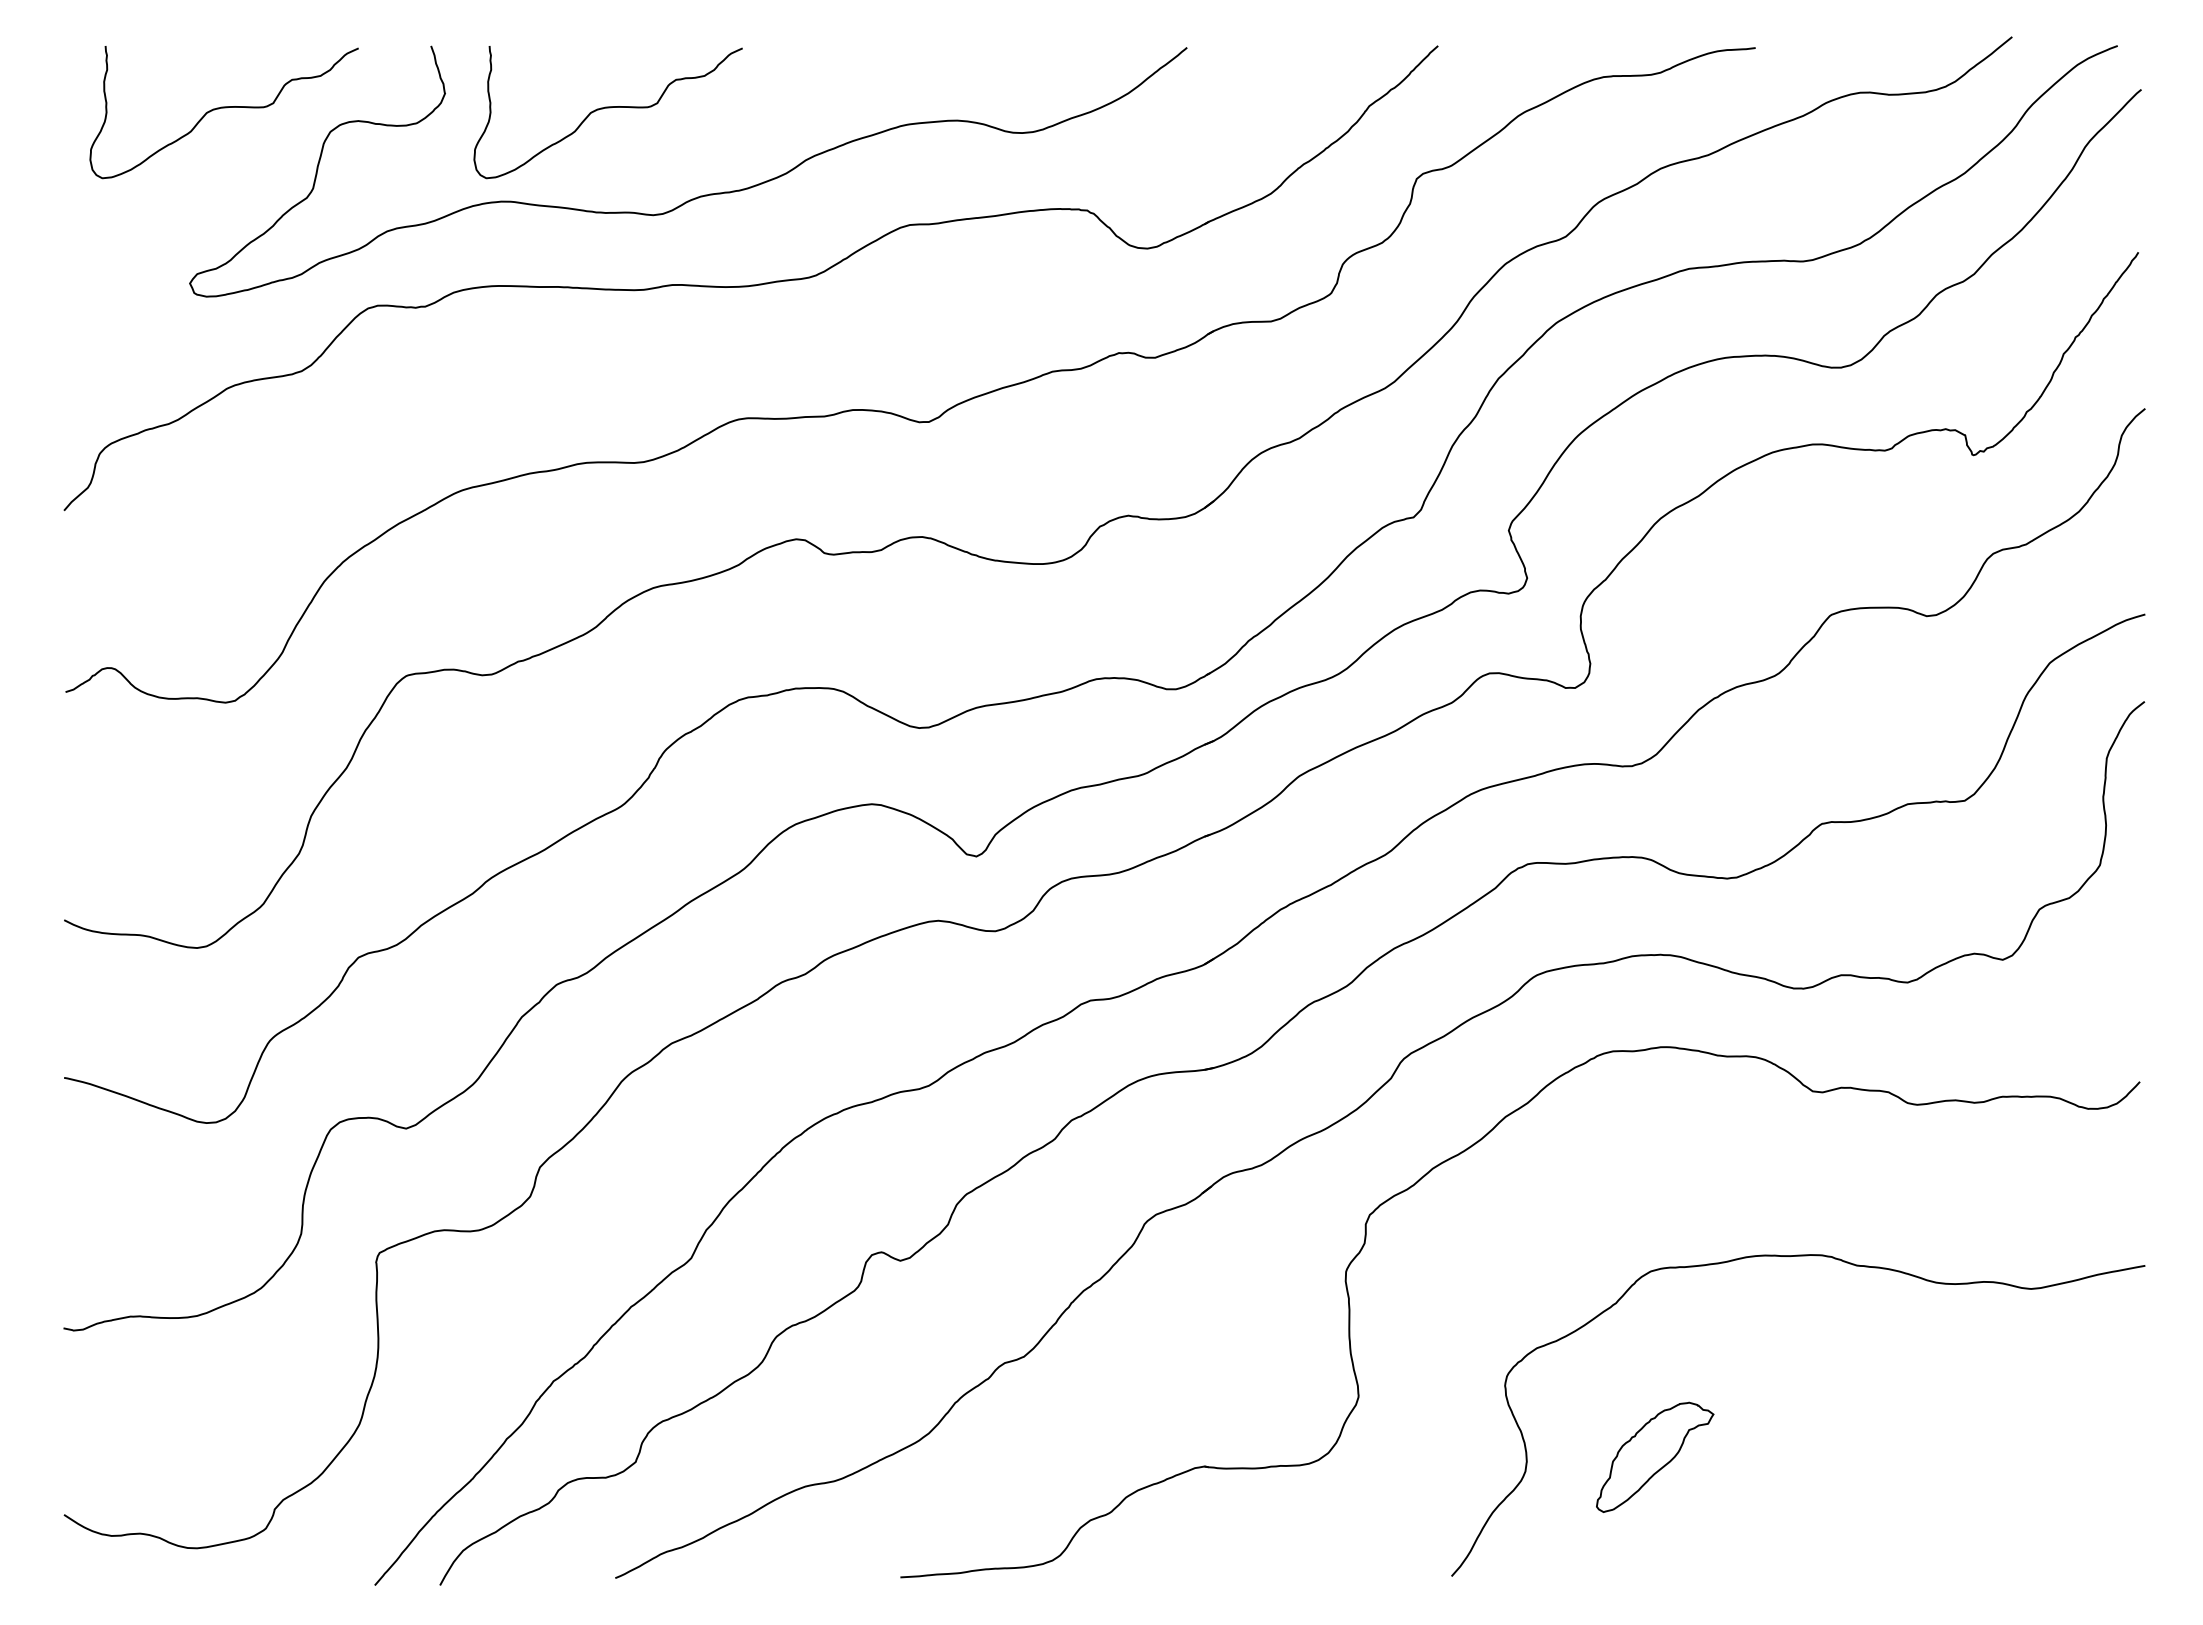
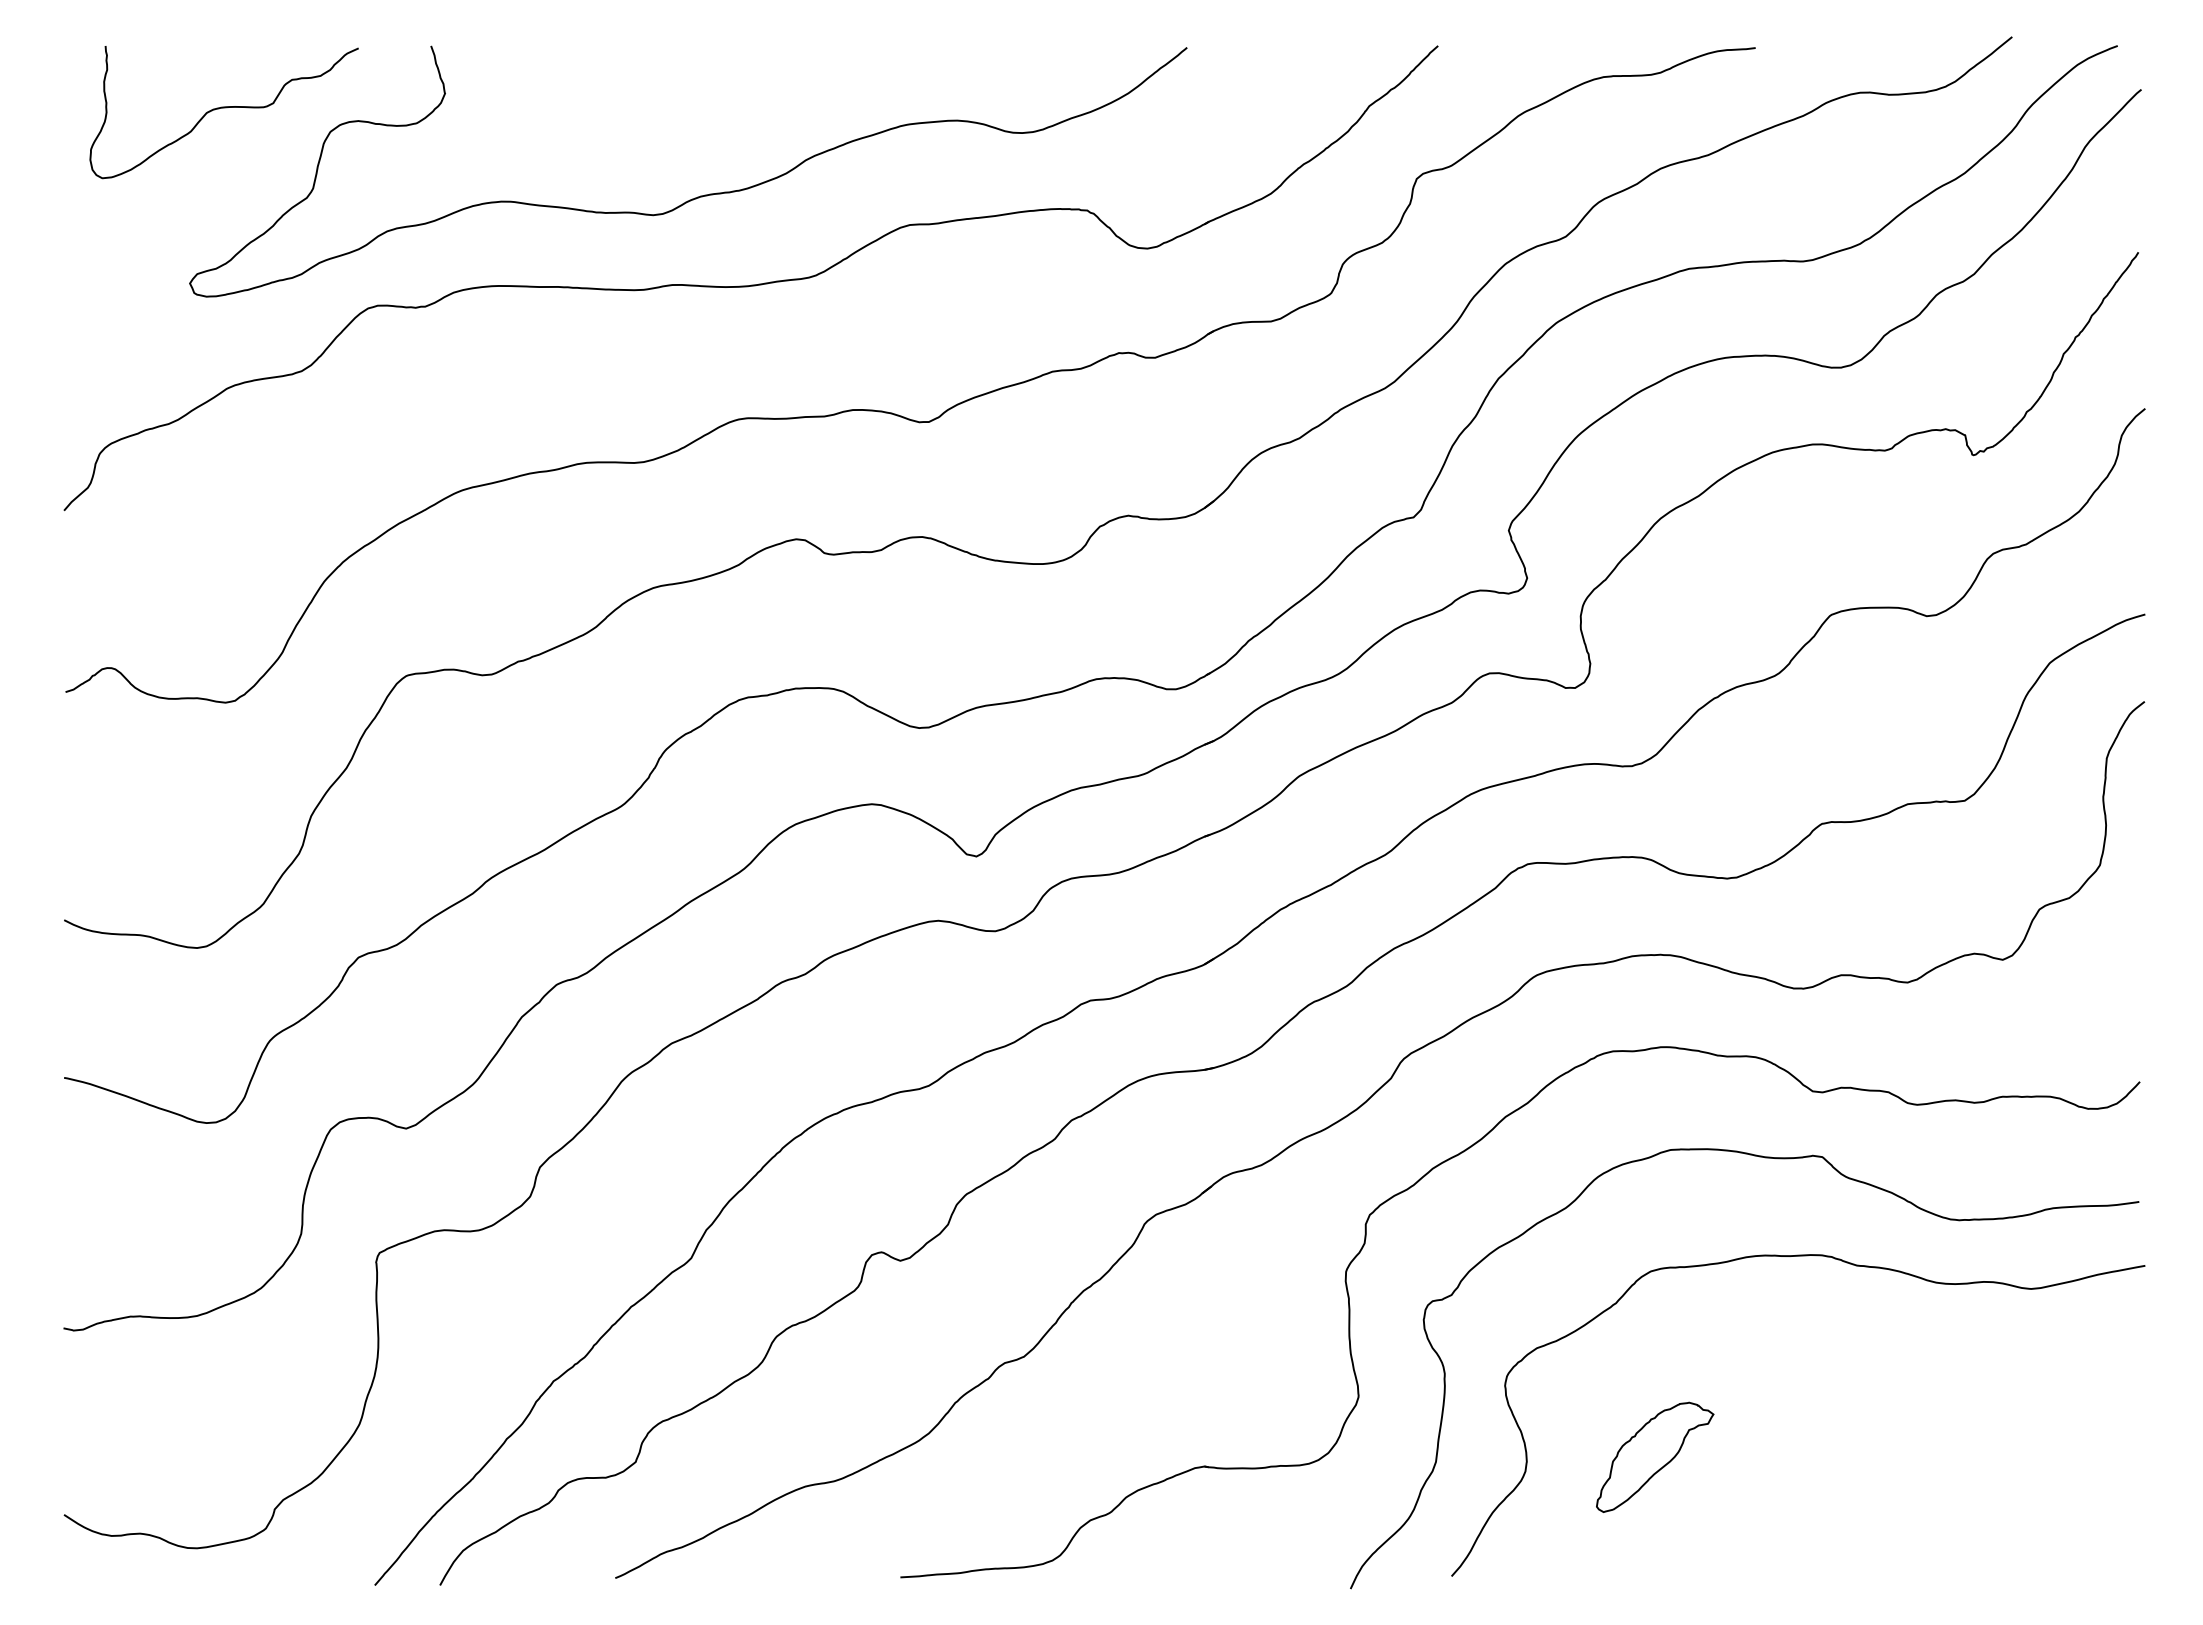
curve: present -> none (607, 108)
curve: none -> present (1765, 1158)
